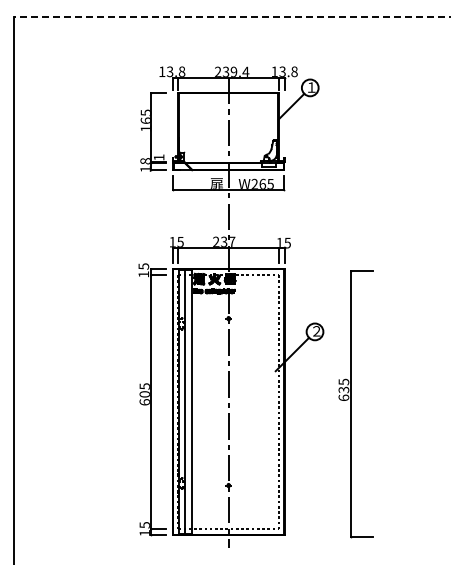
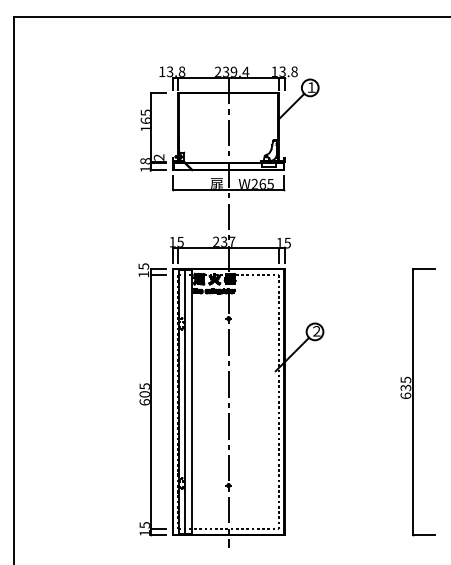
line: dashed -> solid (231, 16)
text: 1 -> 2 (158, 157)
part position: (355, 404) -> (417, 402) (417, 402)
